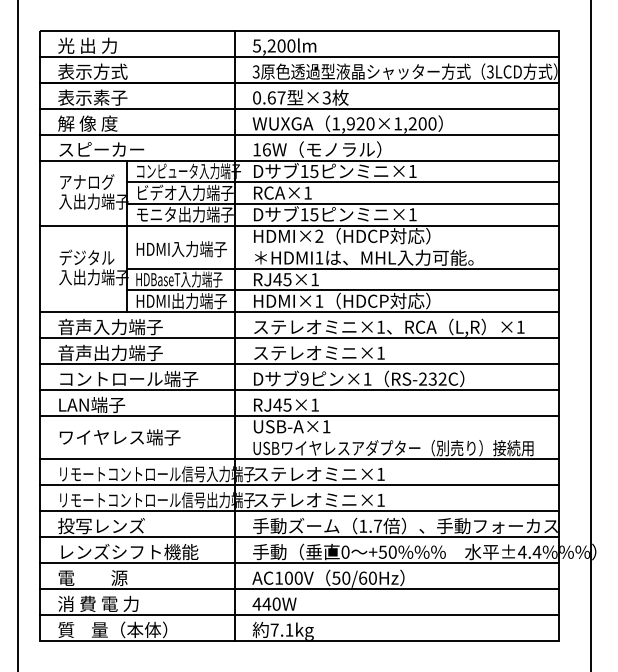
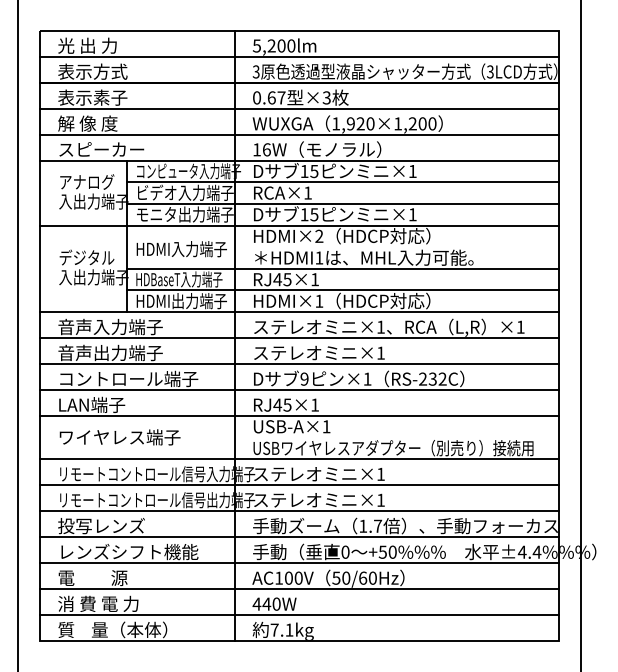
line position: (590, 335) -> (580, 335) (580, 335)
